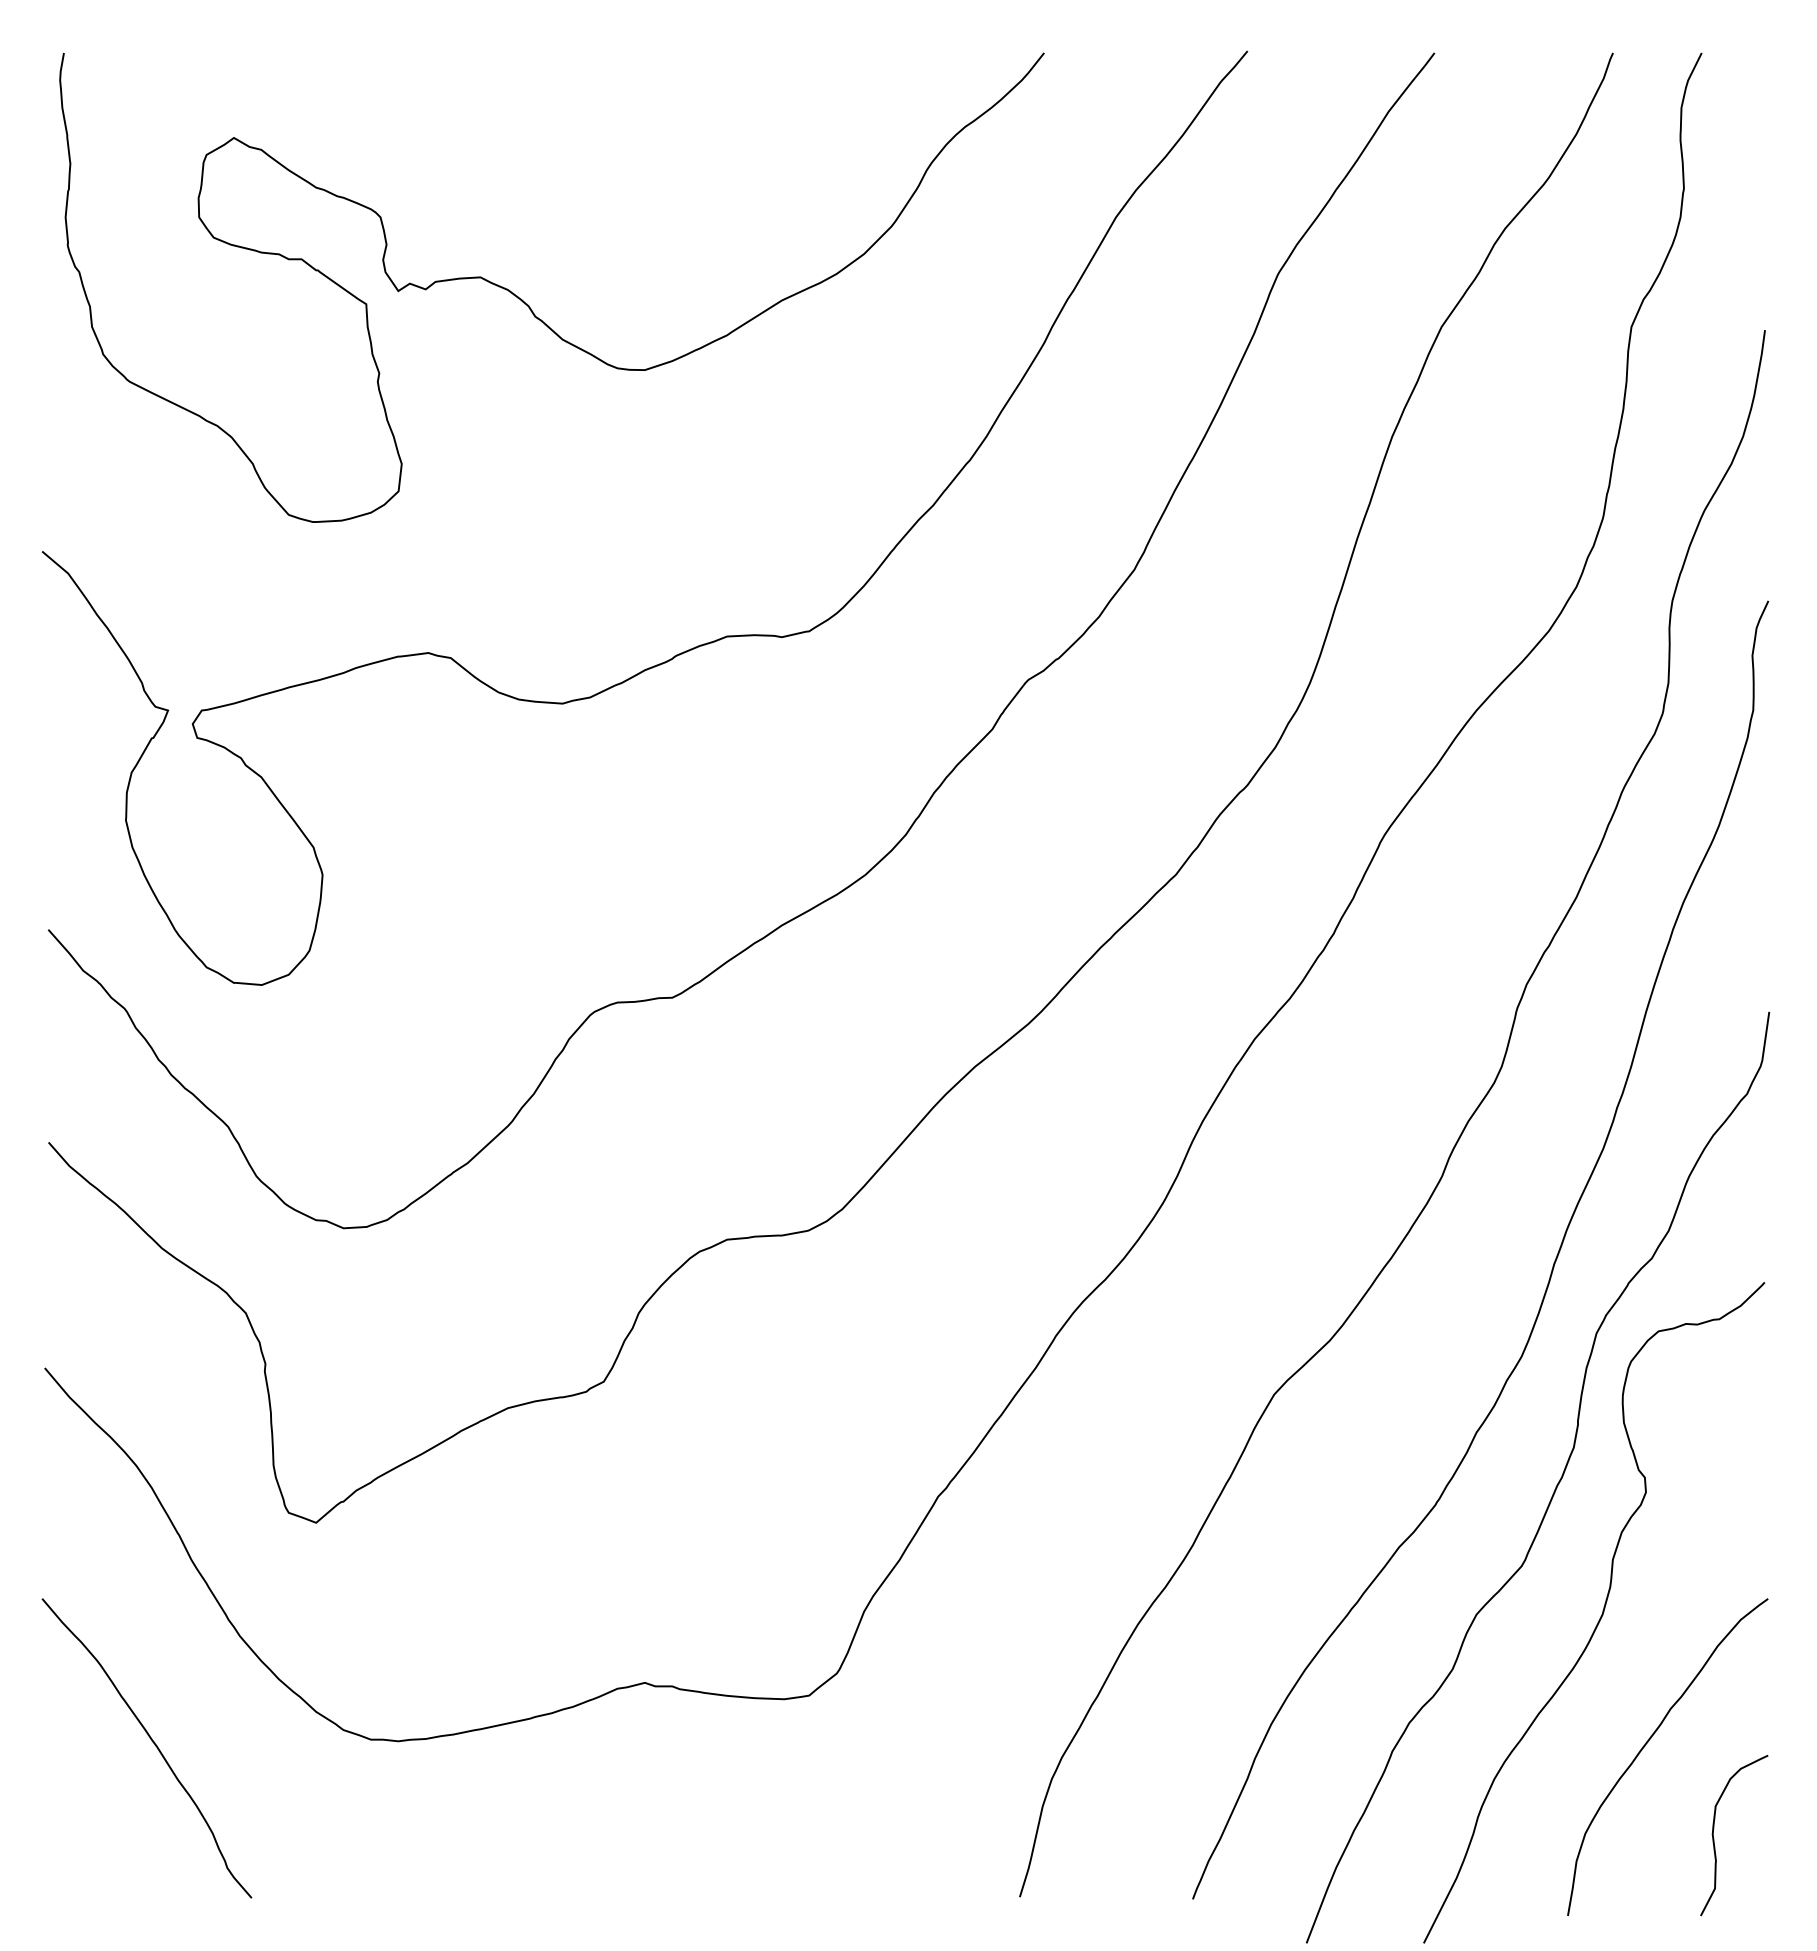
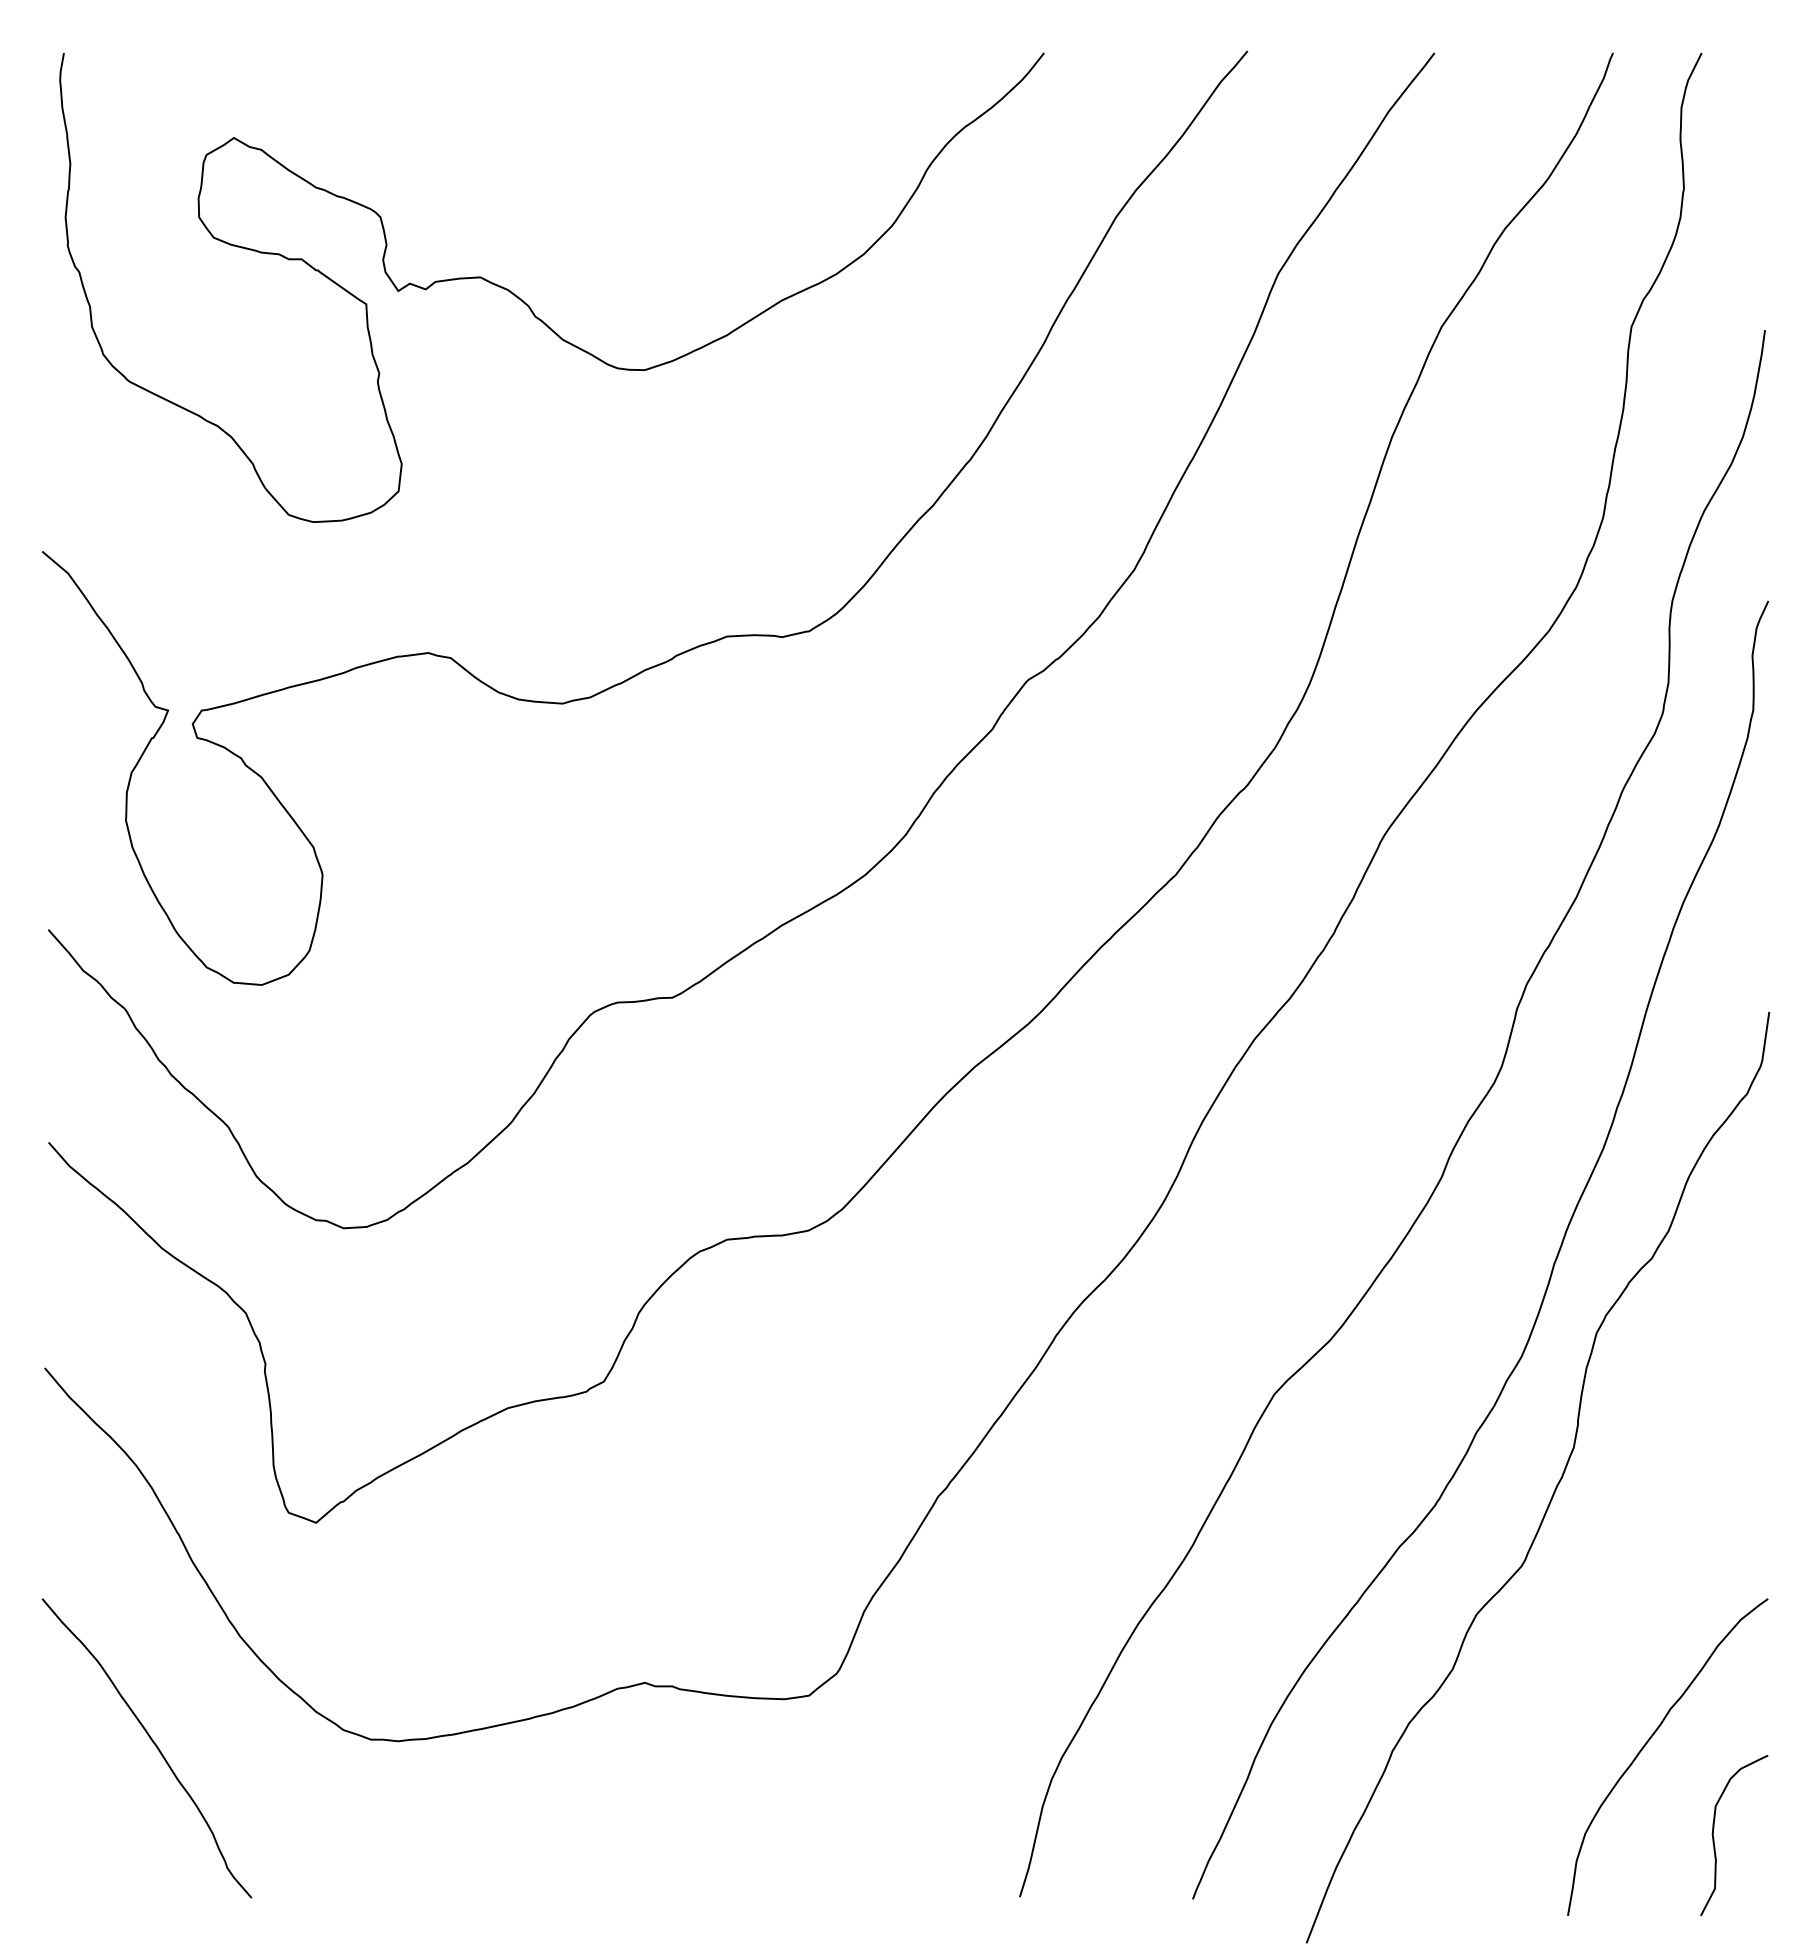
curve: present -> none (1600, 1616)
